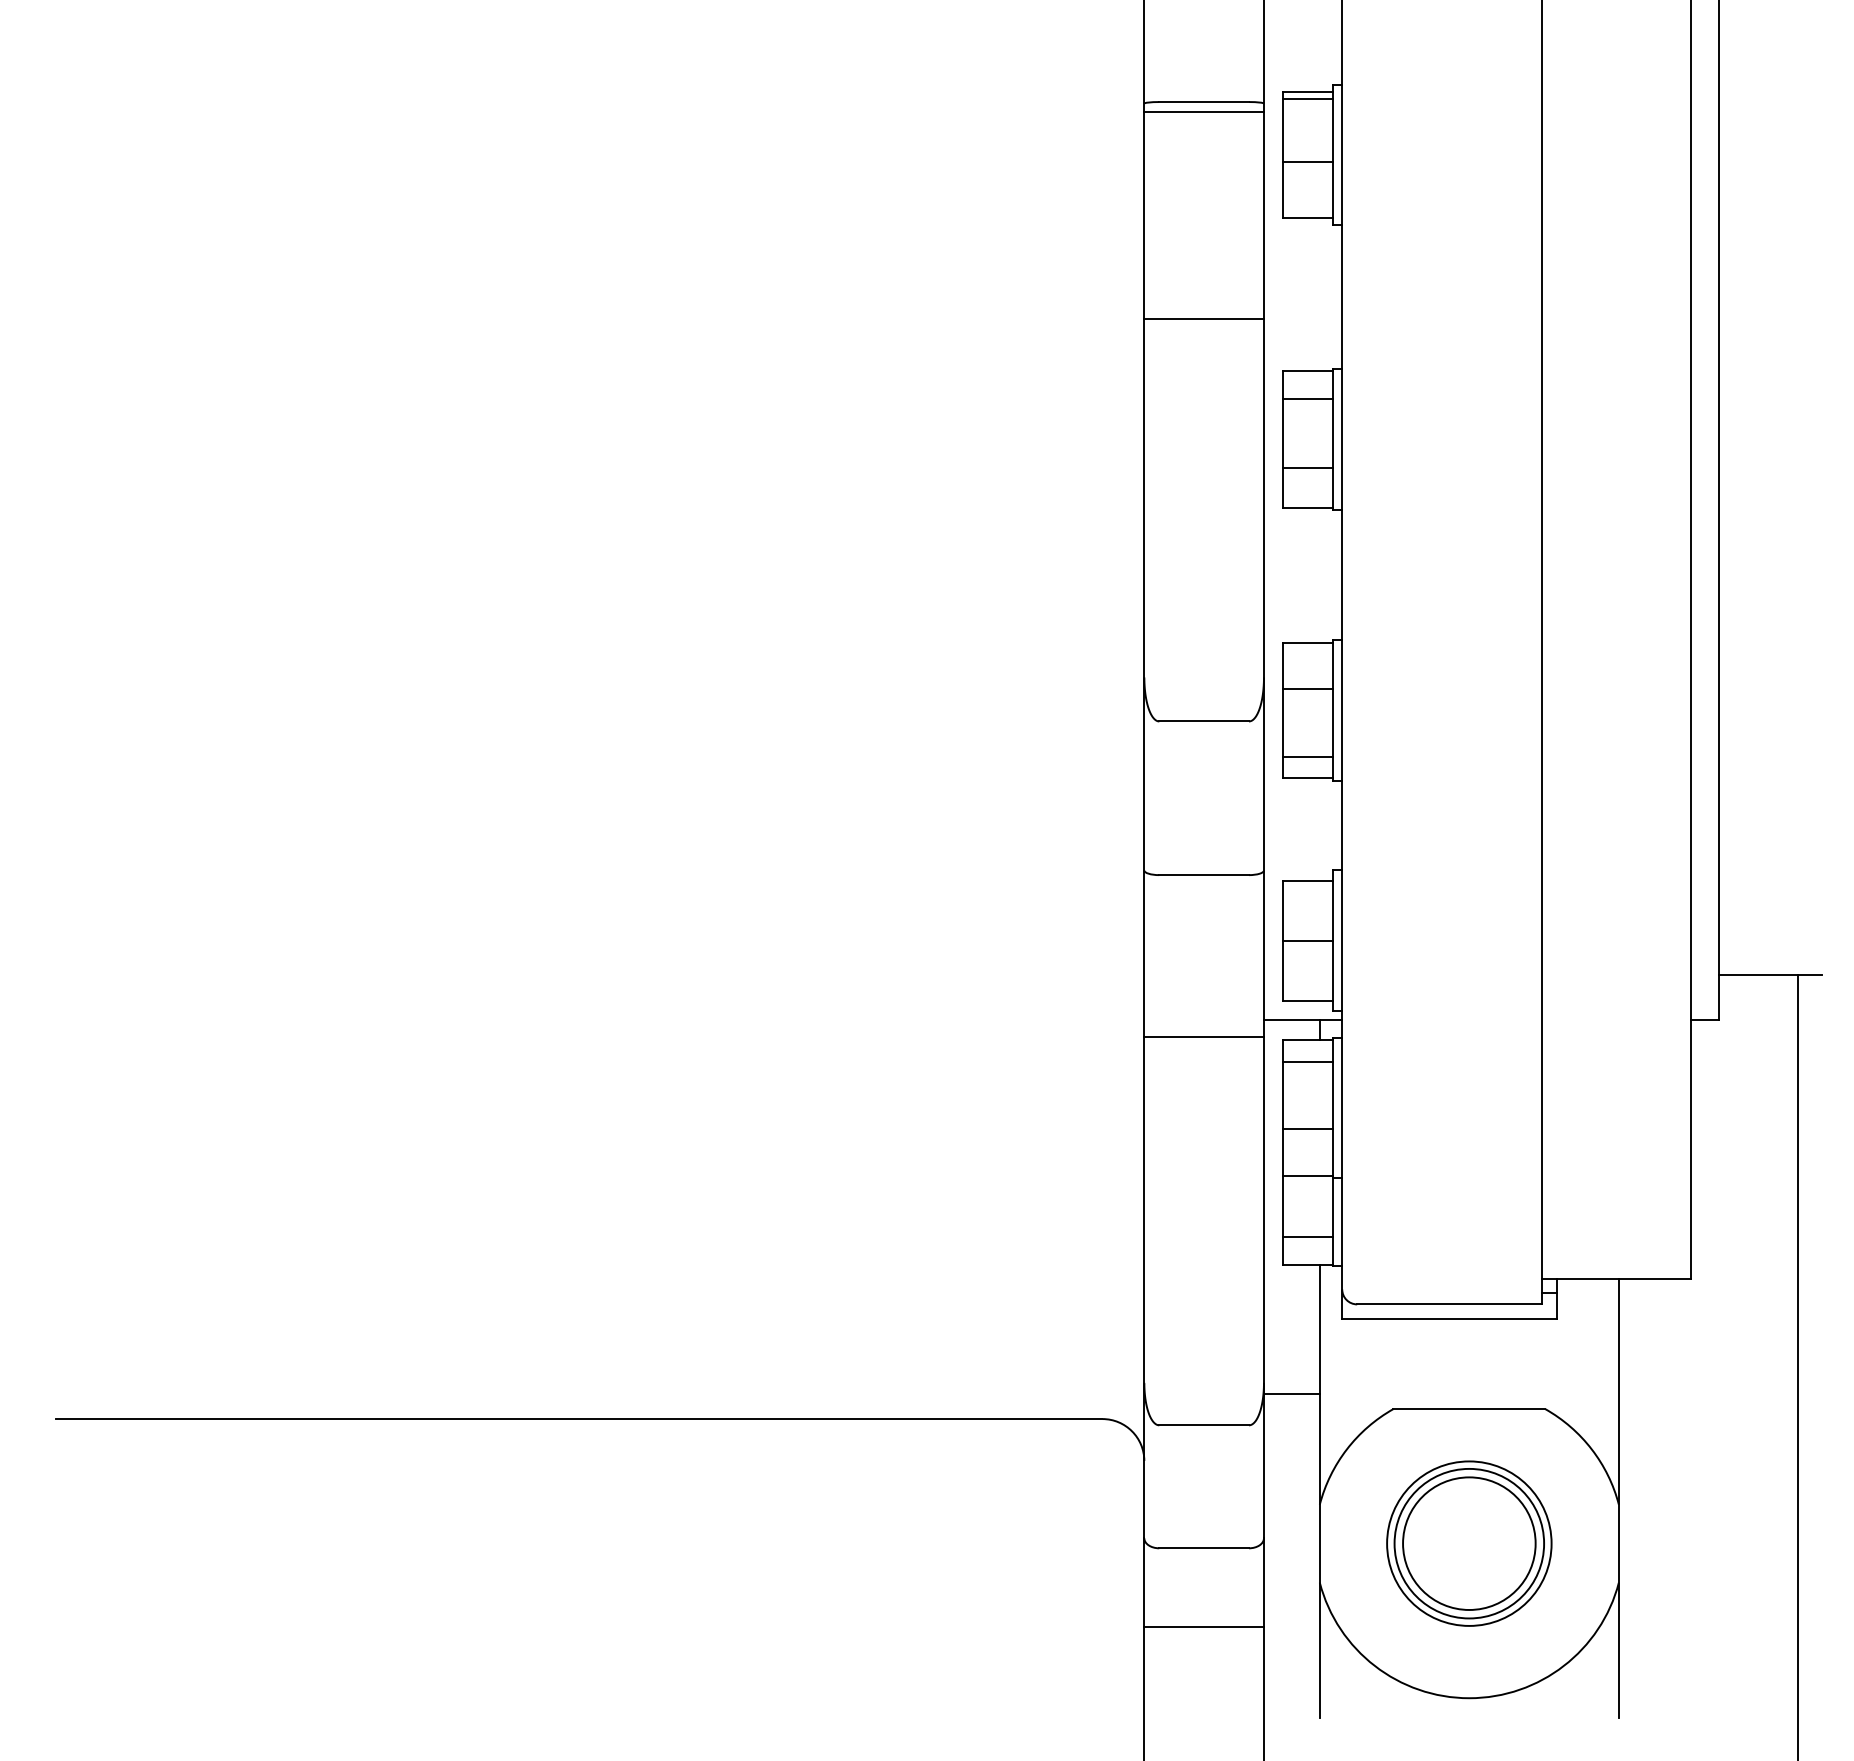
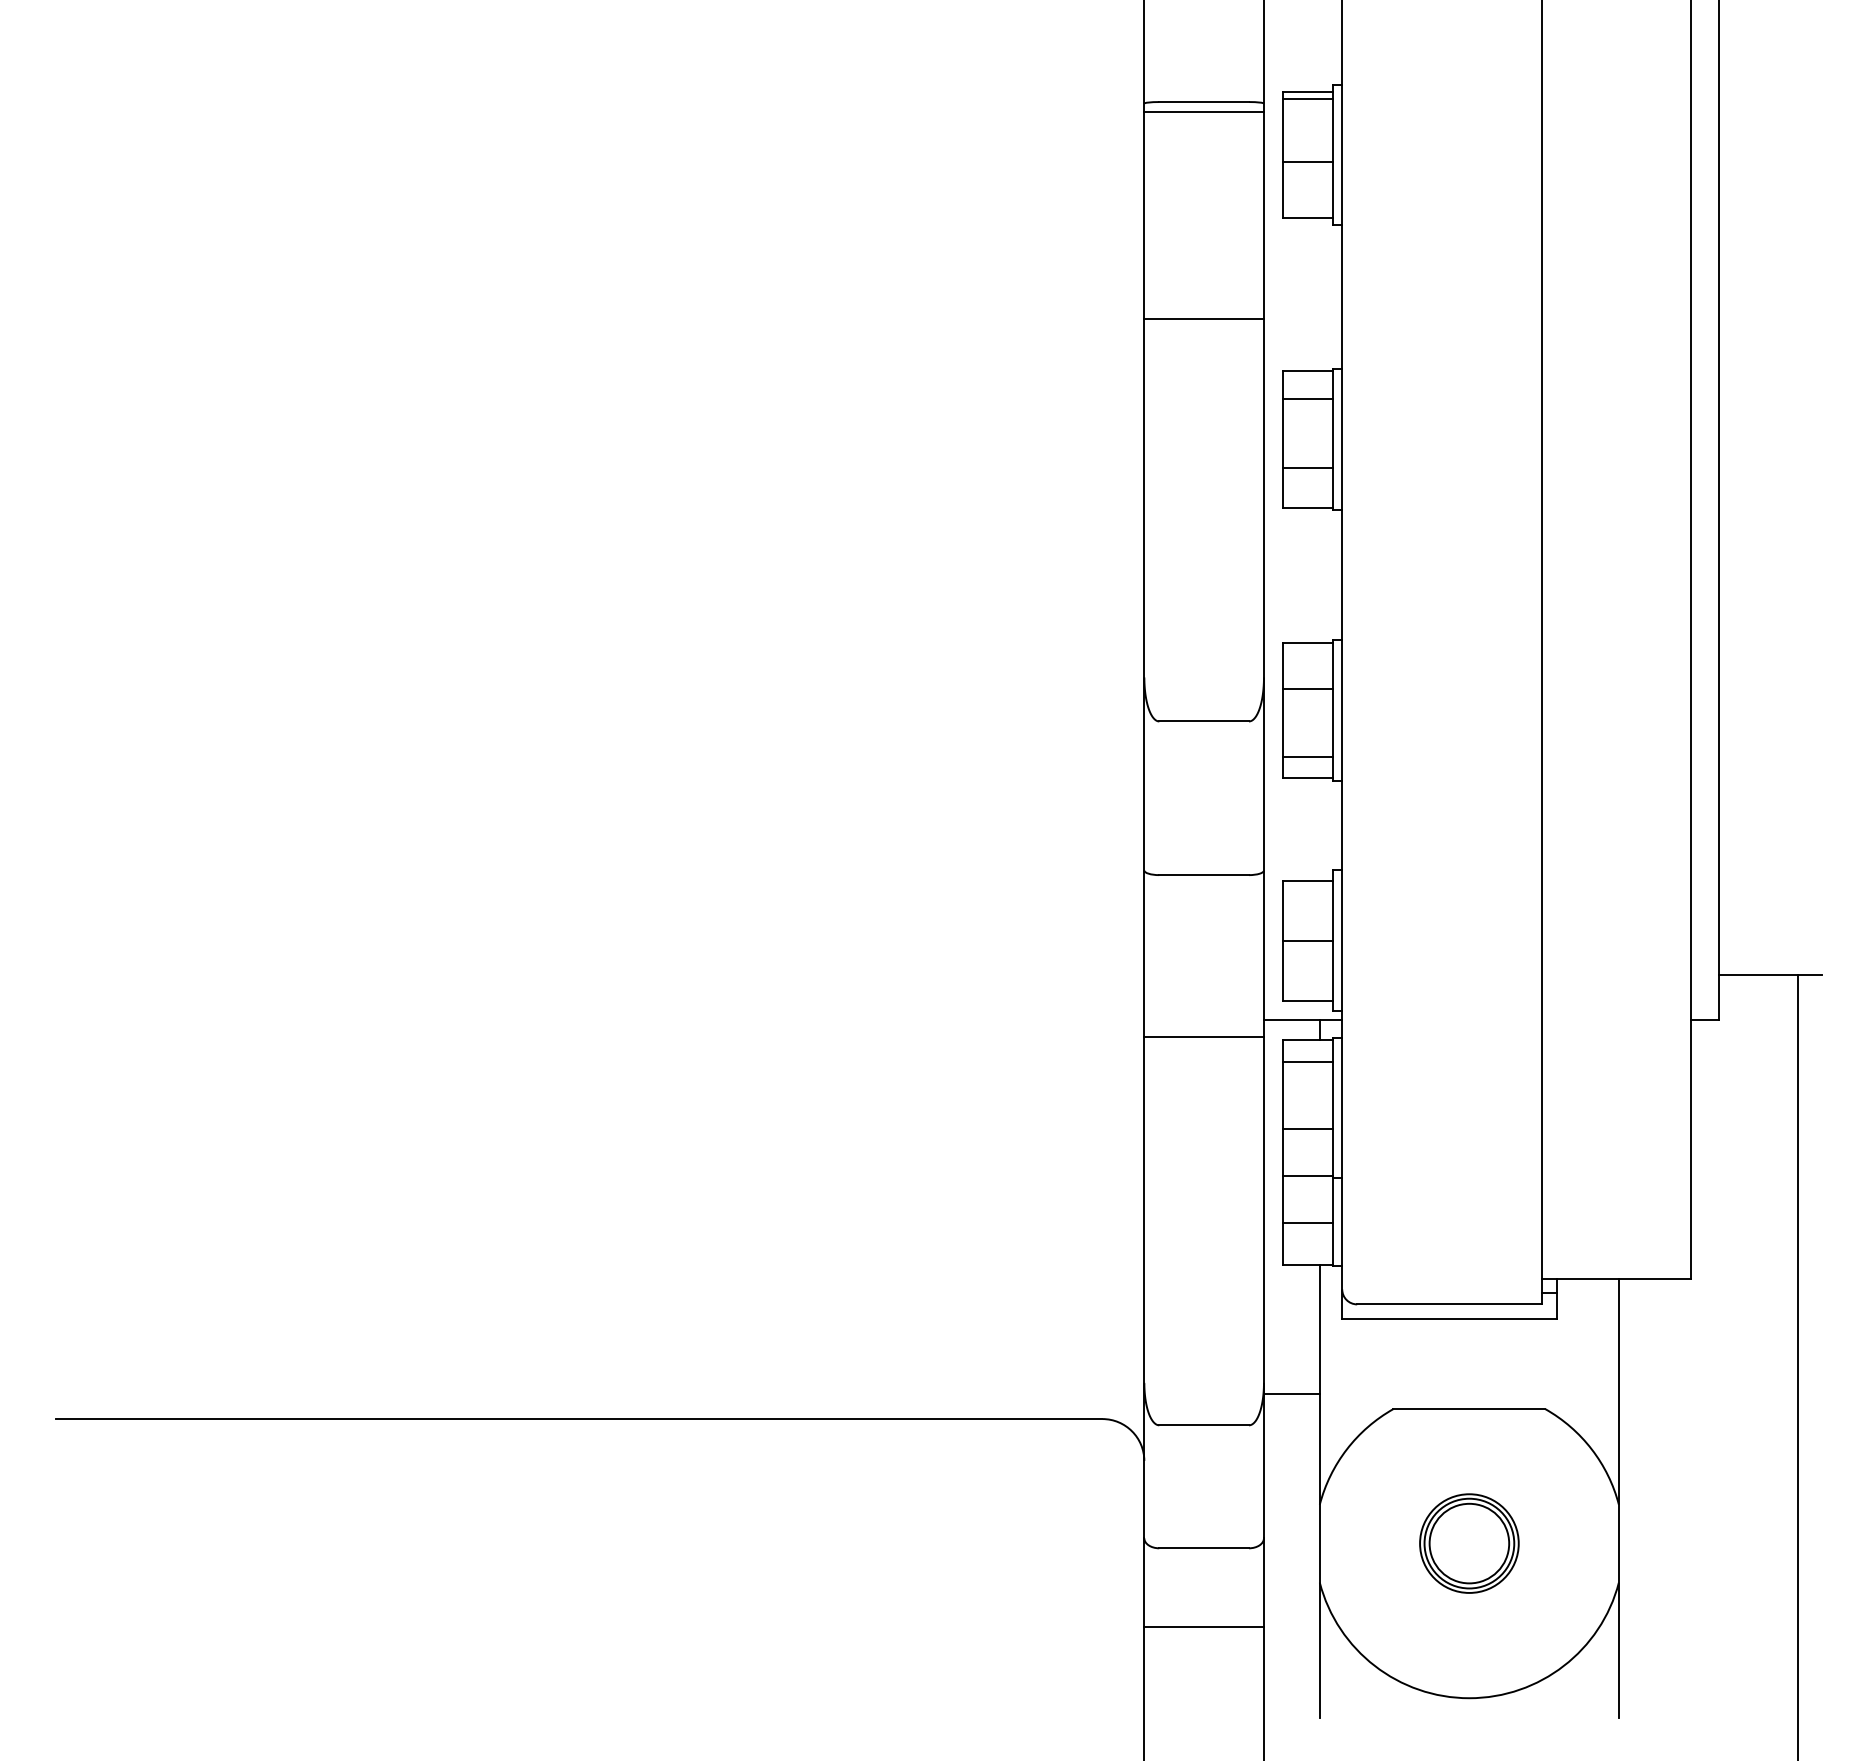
line position: (1308, 1236) -> (1308, 1222) (1308, 1222)
part size: 167x167 px -> 101x101 px (1469, 1543)
